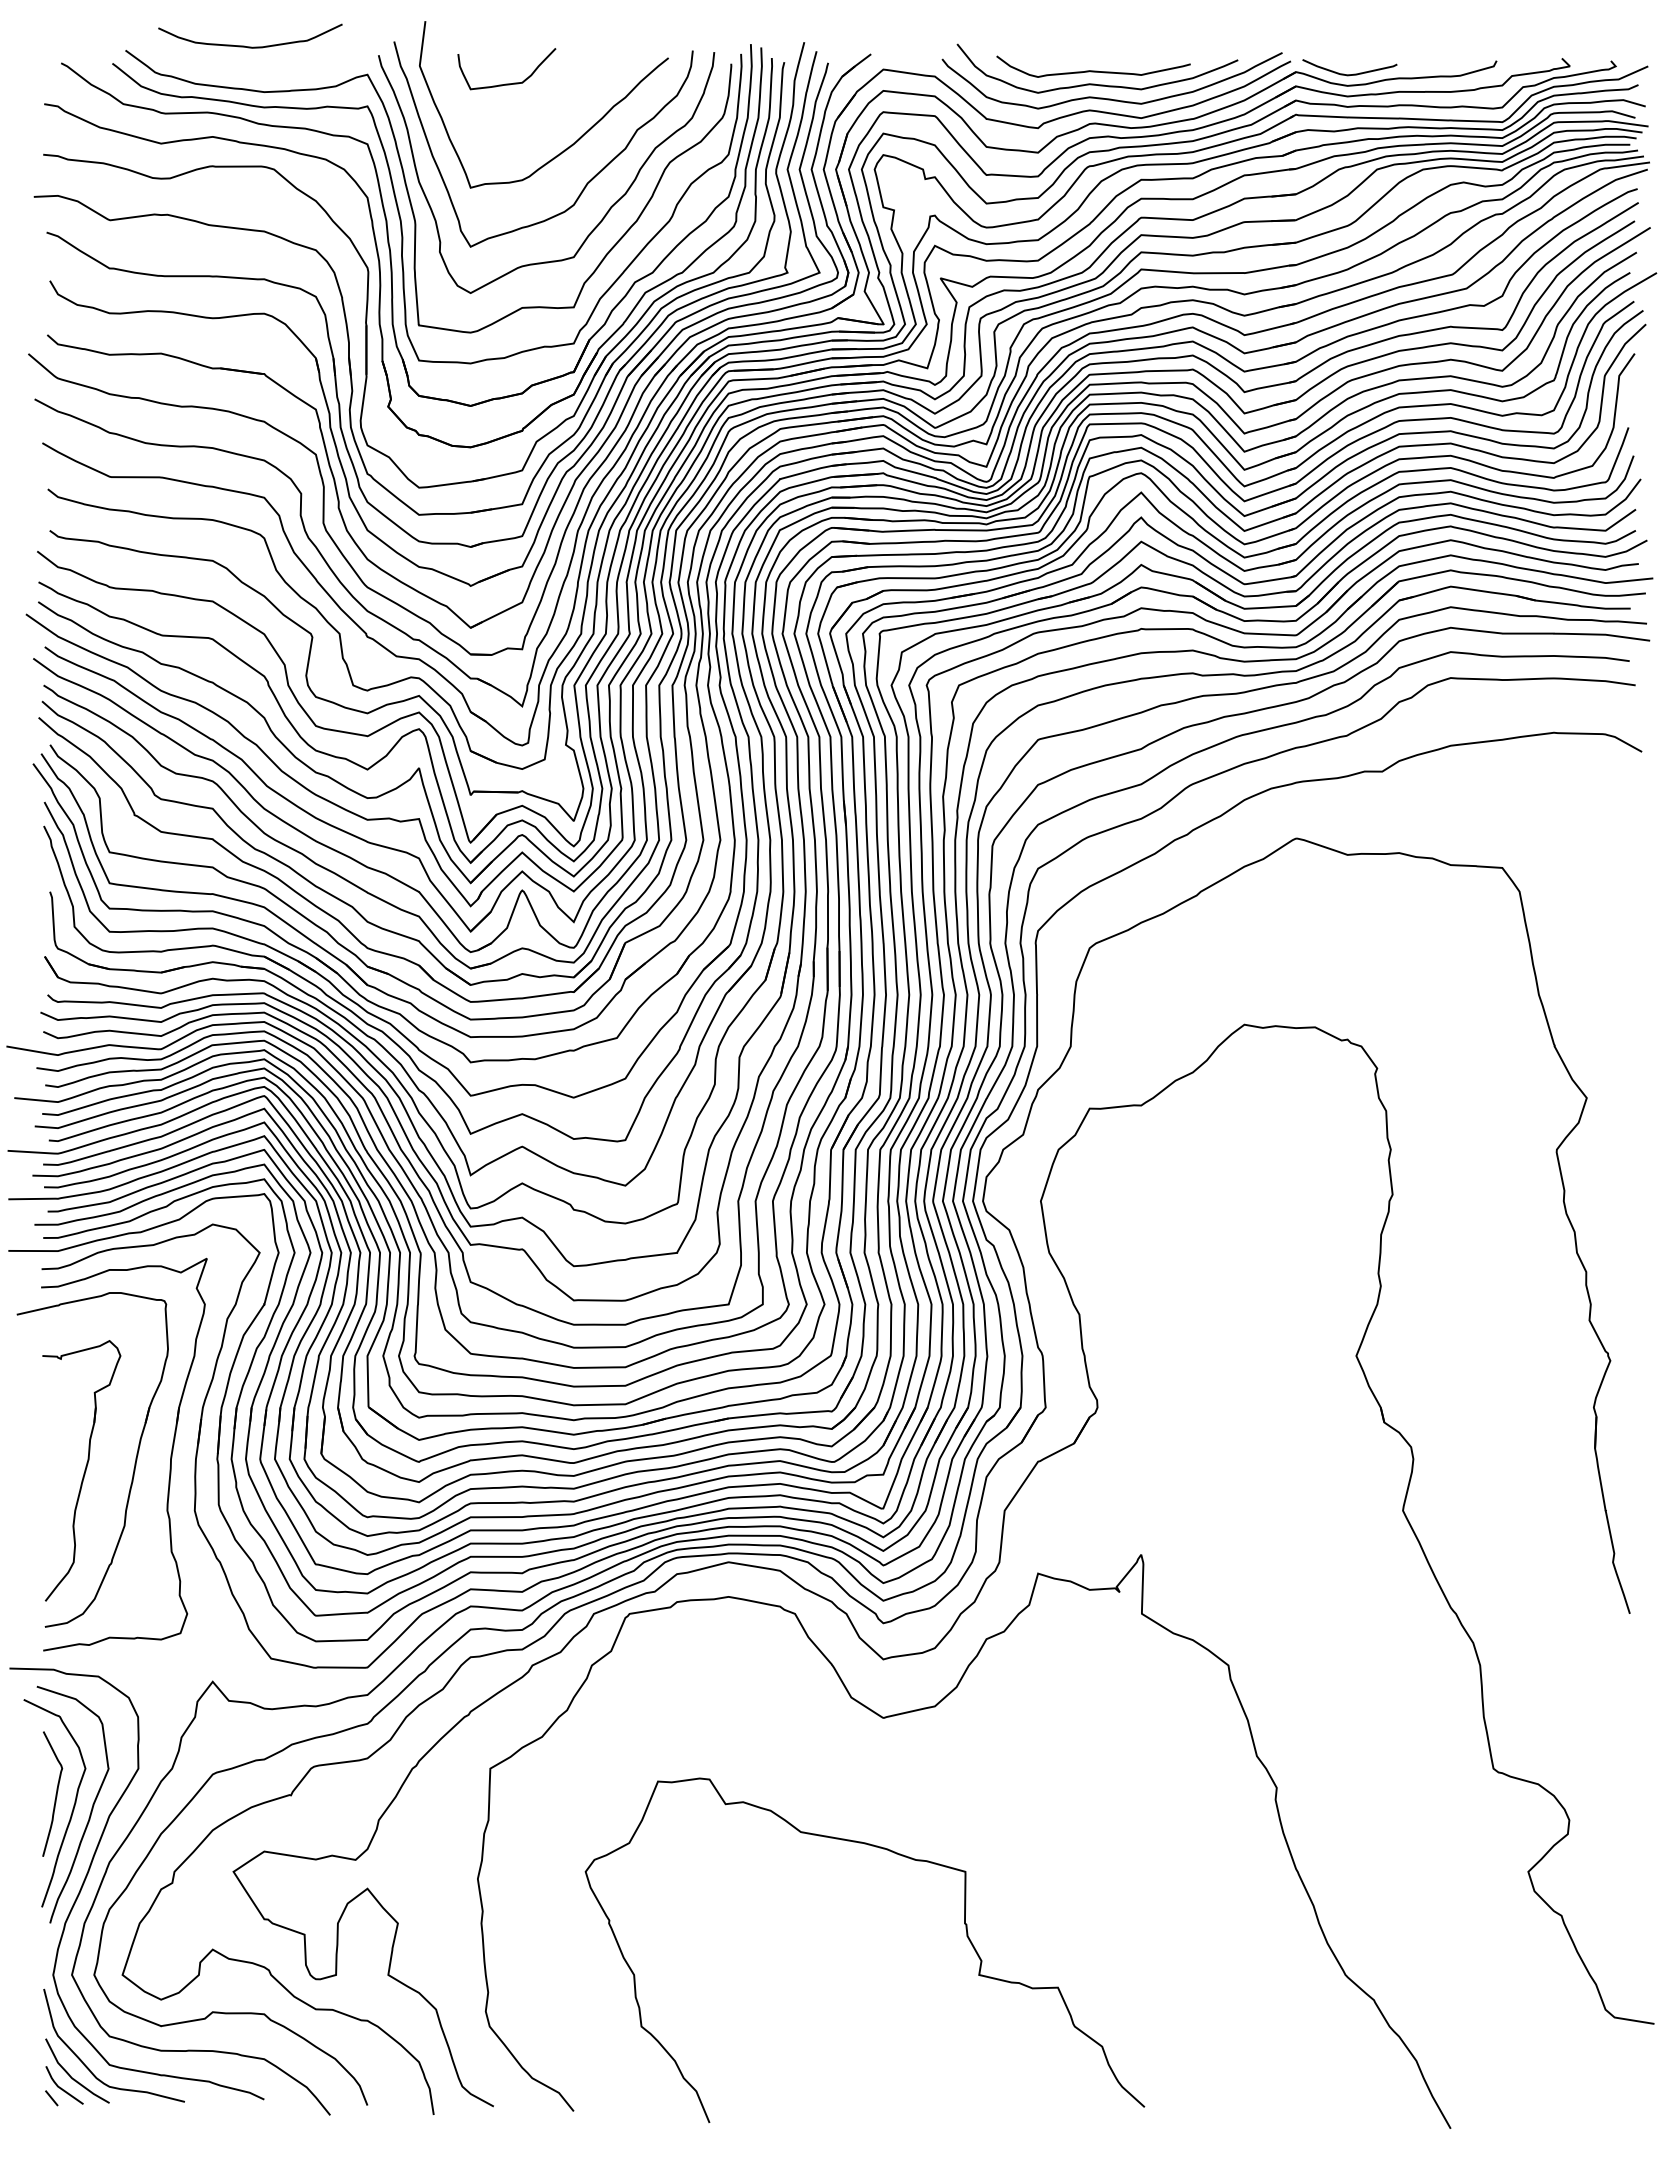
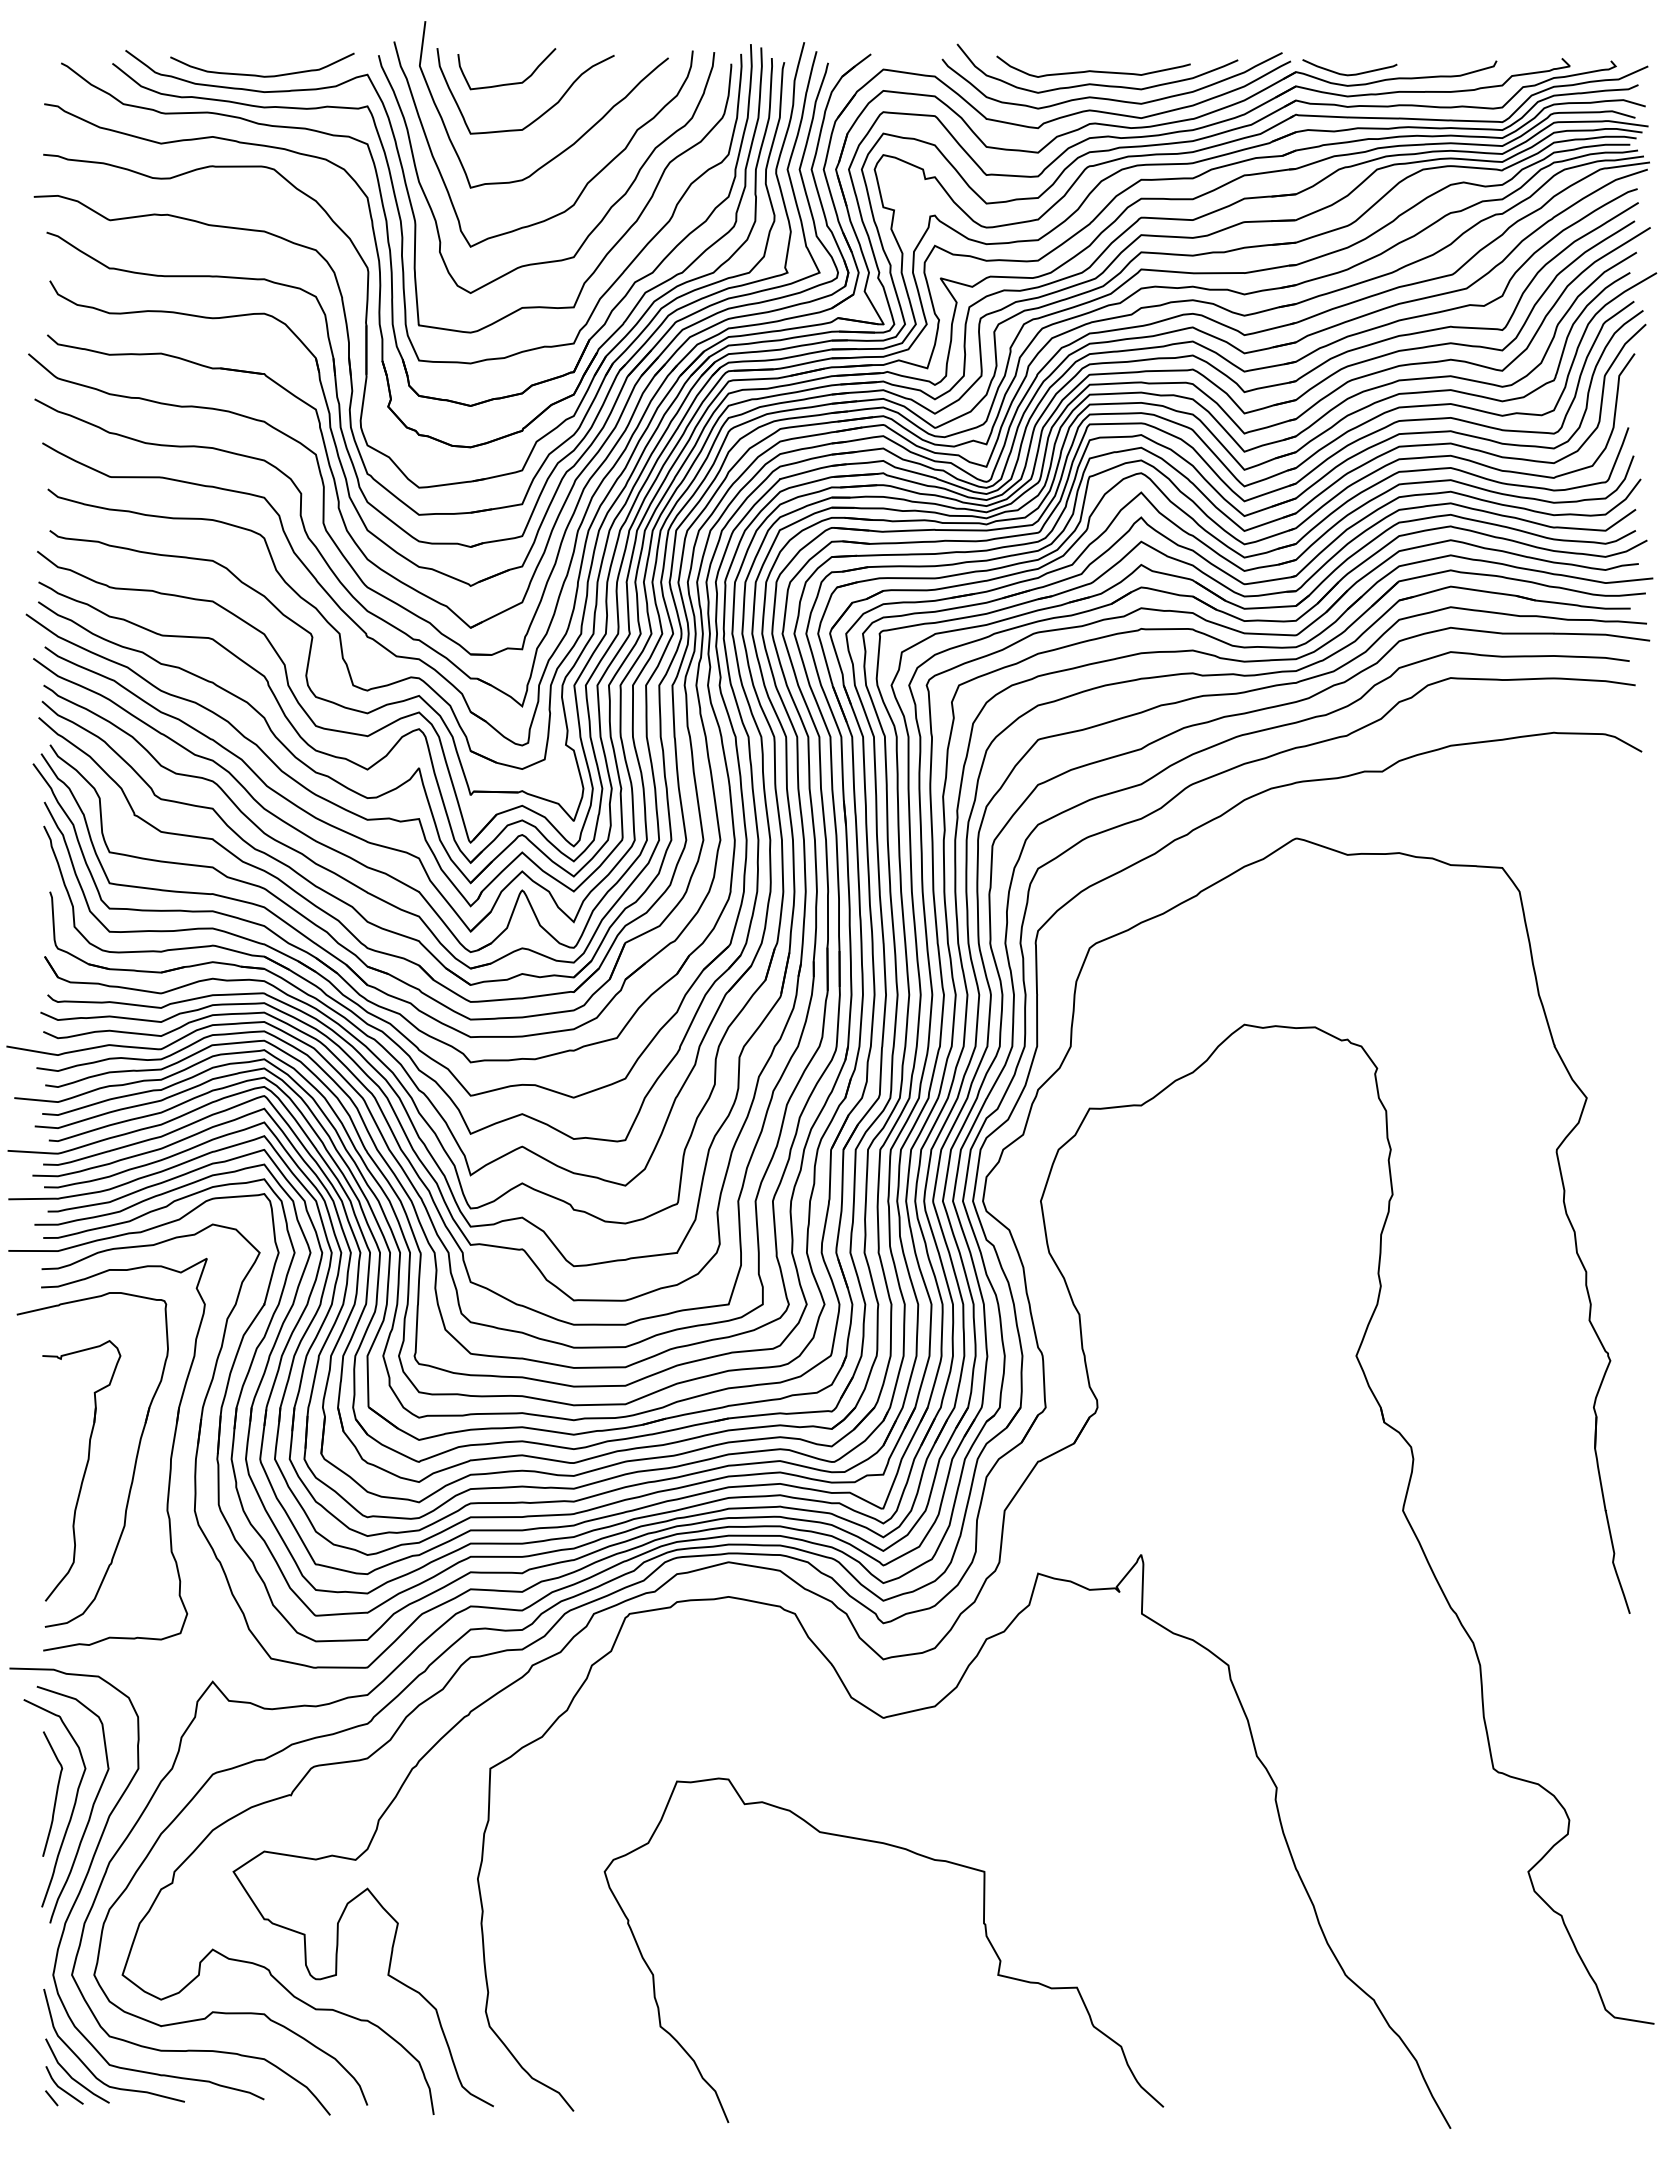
curve position: (250, 46) -> (262, 75) (262, 75)
curve: none -> present (543, 112)
curve position: (896, 1854) -> (915, 1854) (915, 1854)
